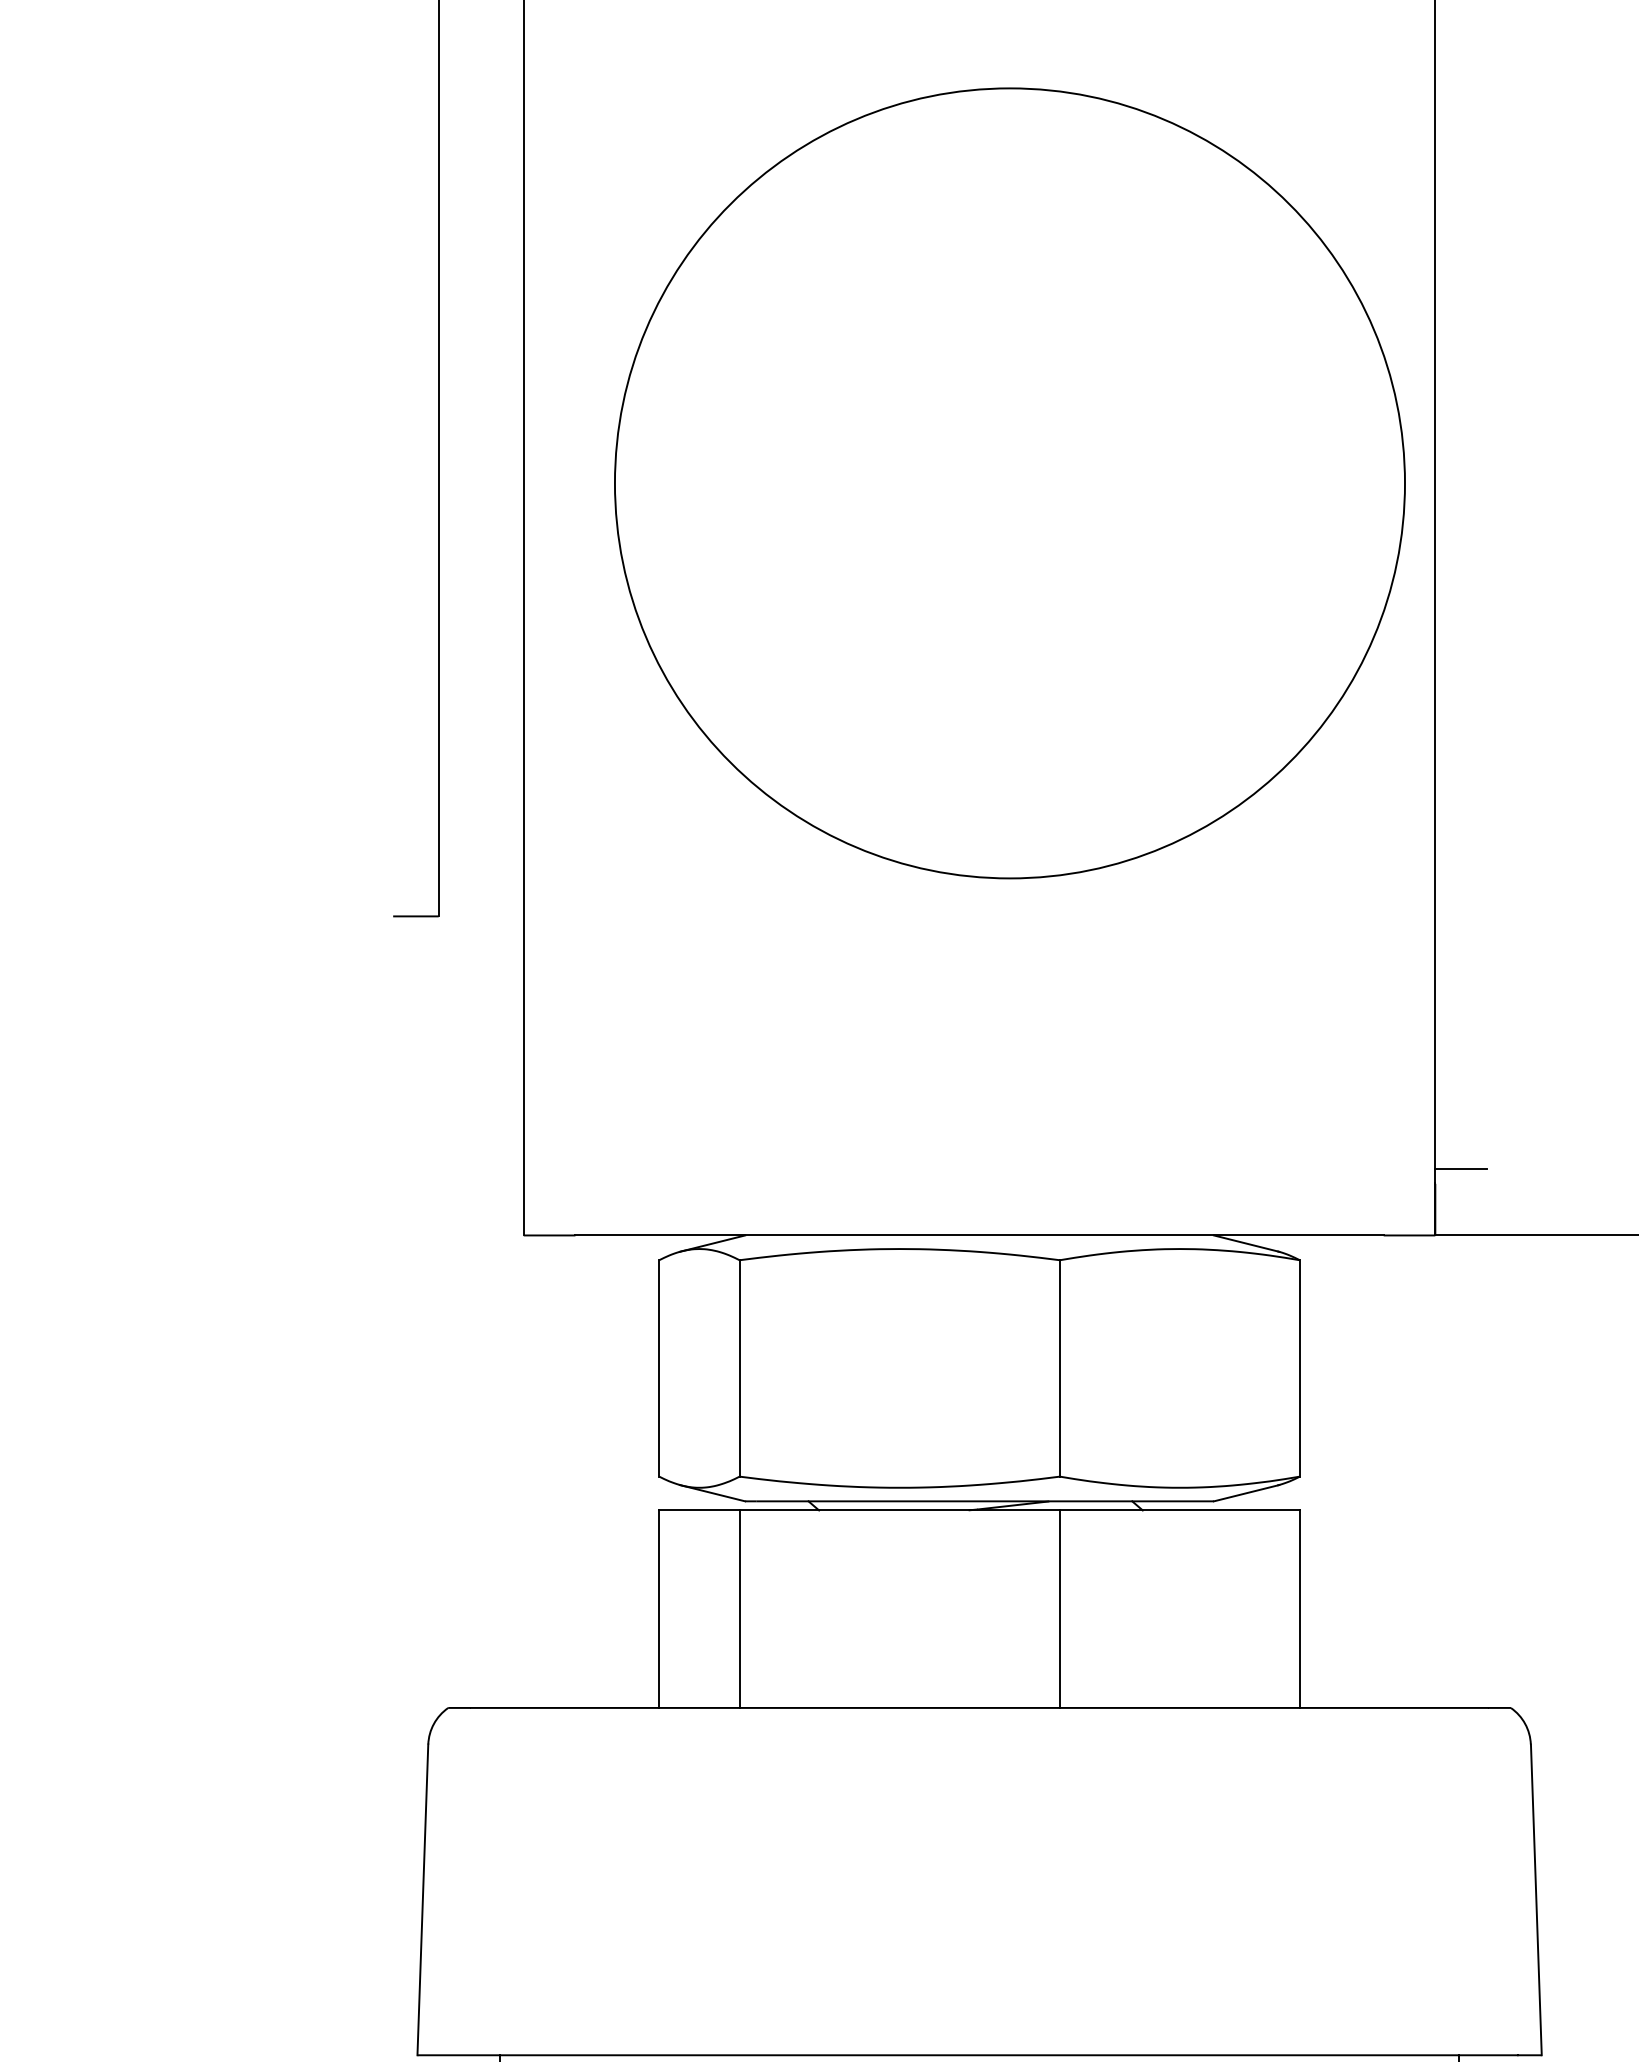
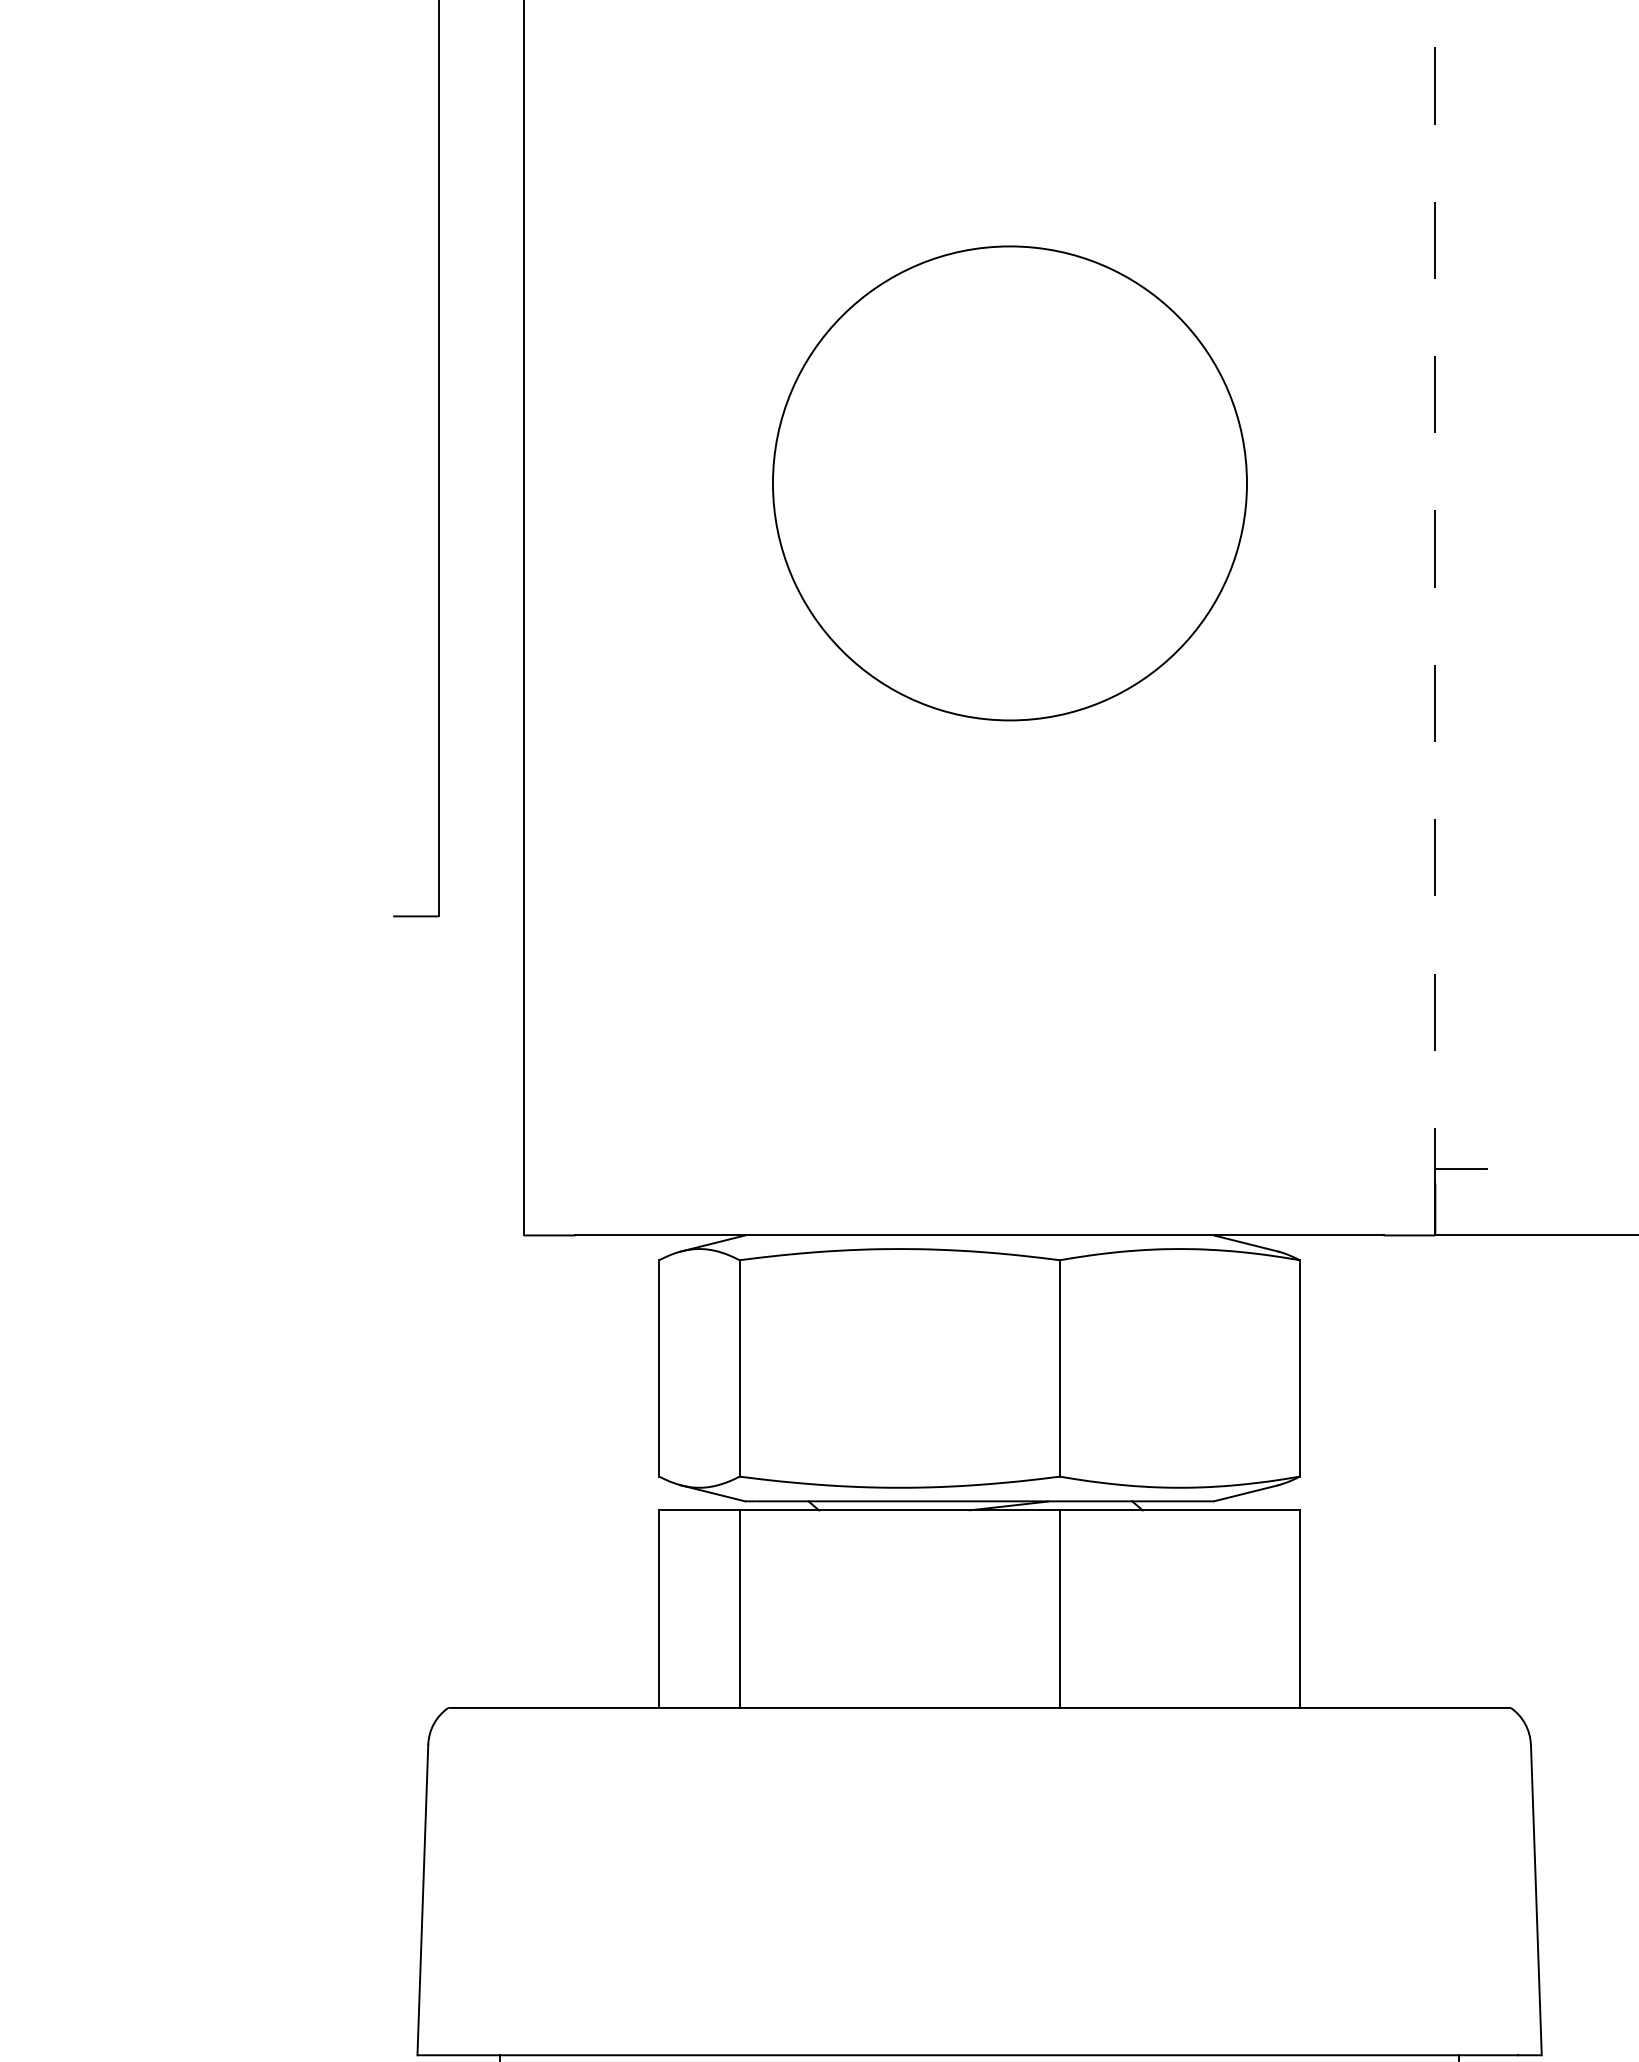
circle size: 792x793 px -> 476x477 px (1009, 483)
line: solid -> dashed (1435, 584)
